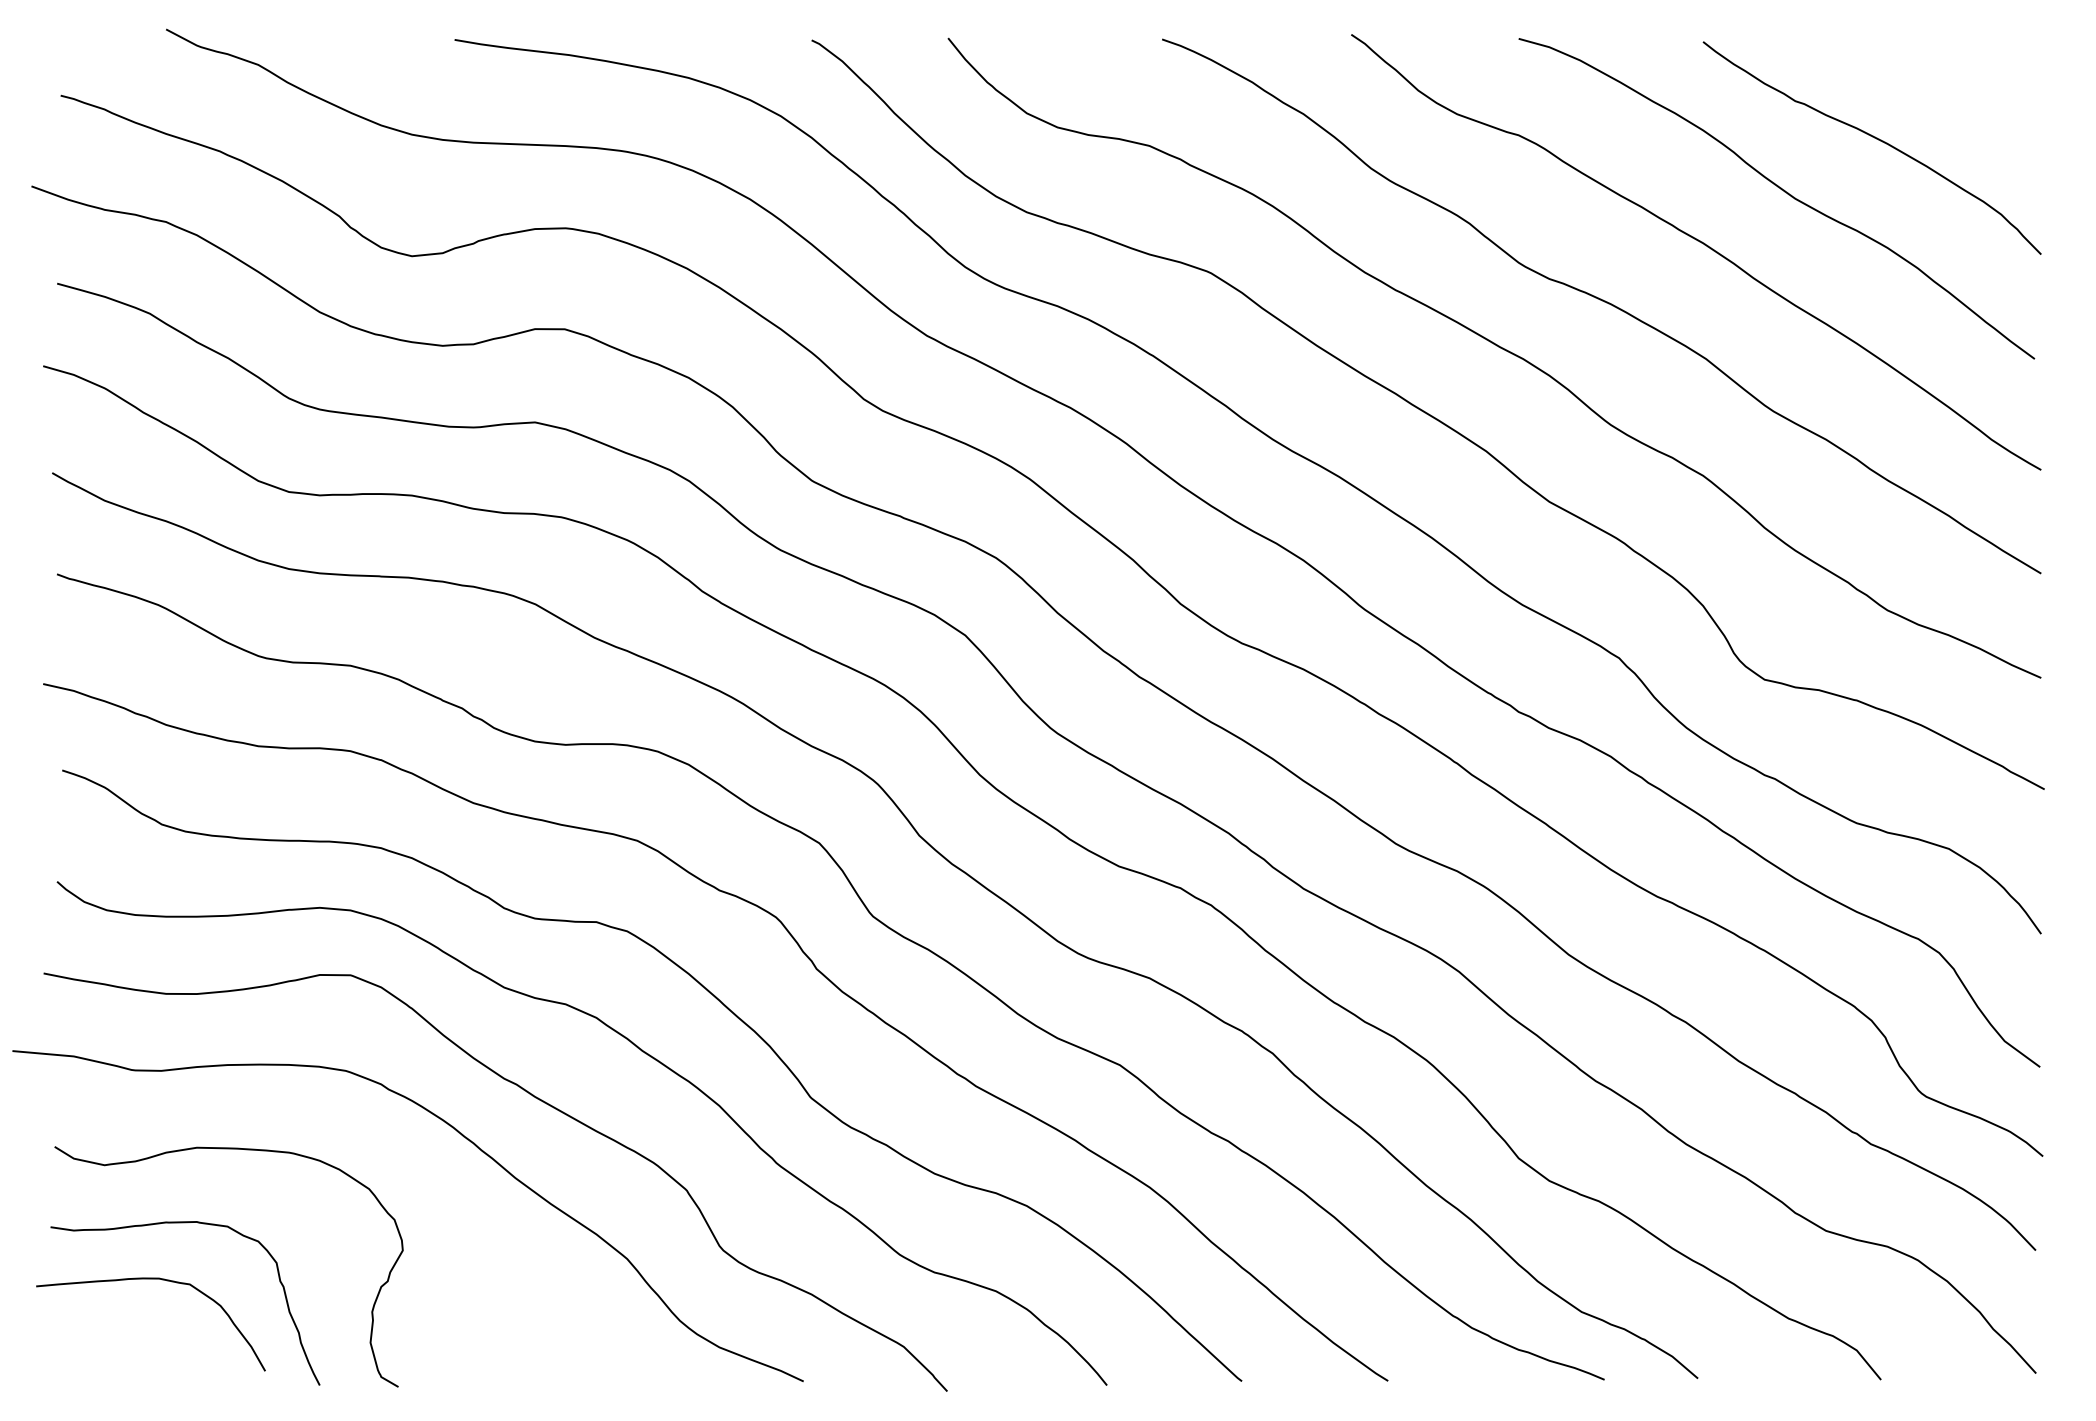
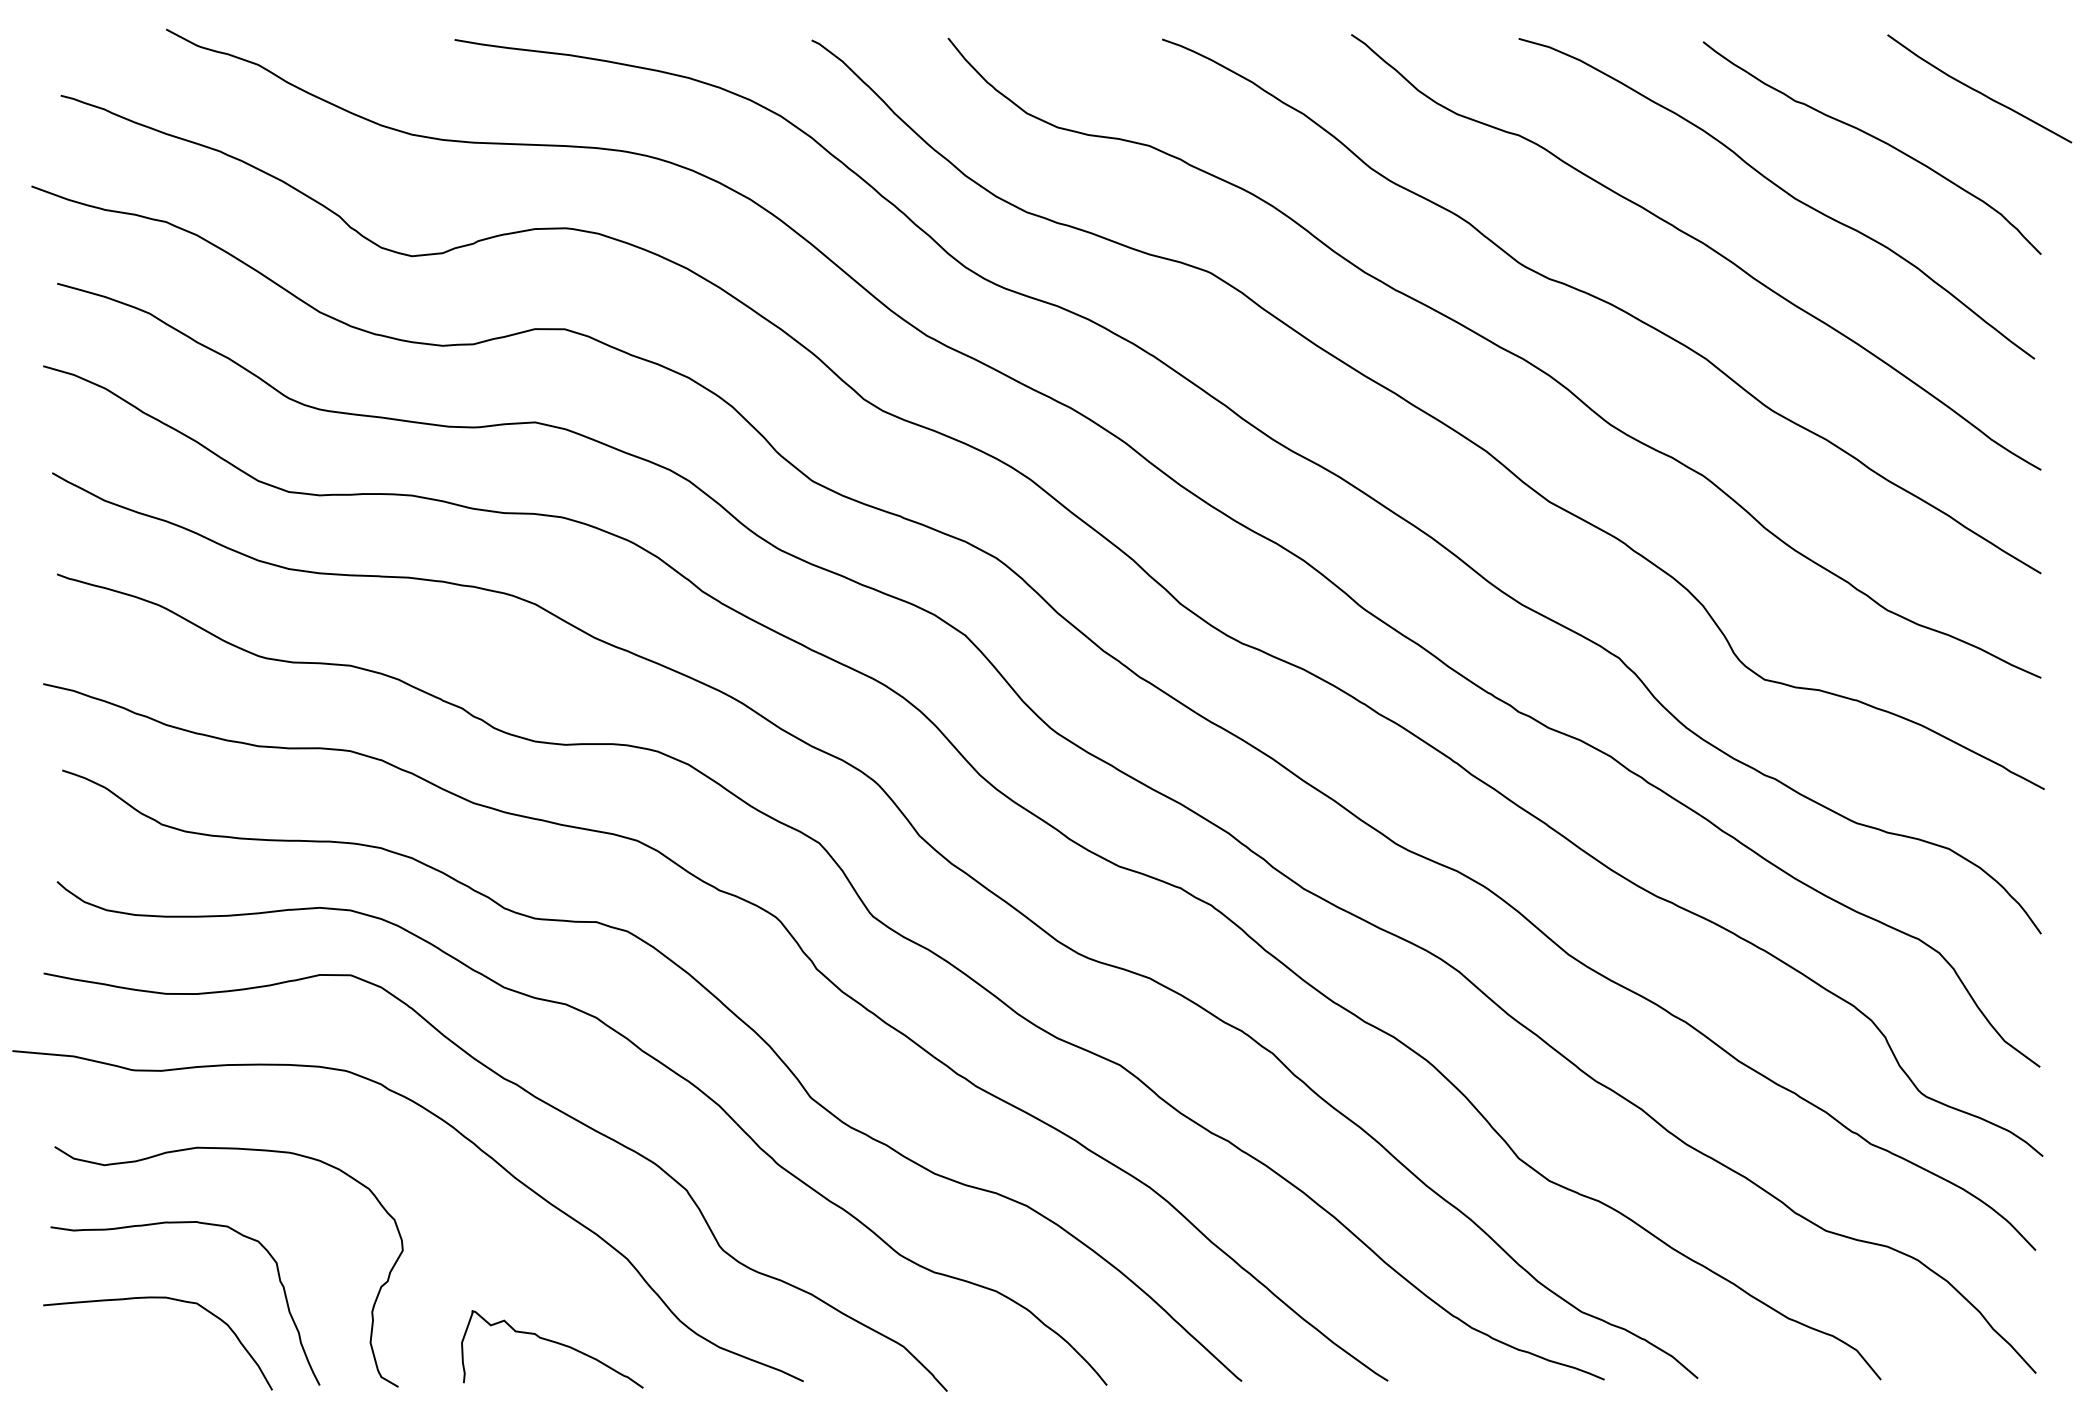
curve: none -> present (1978, 90)
curve position: (150, 1279) -> (157, 1298) (157, 1298)
curve: none -> present (555, 1343)
